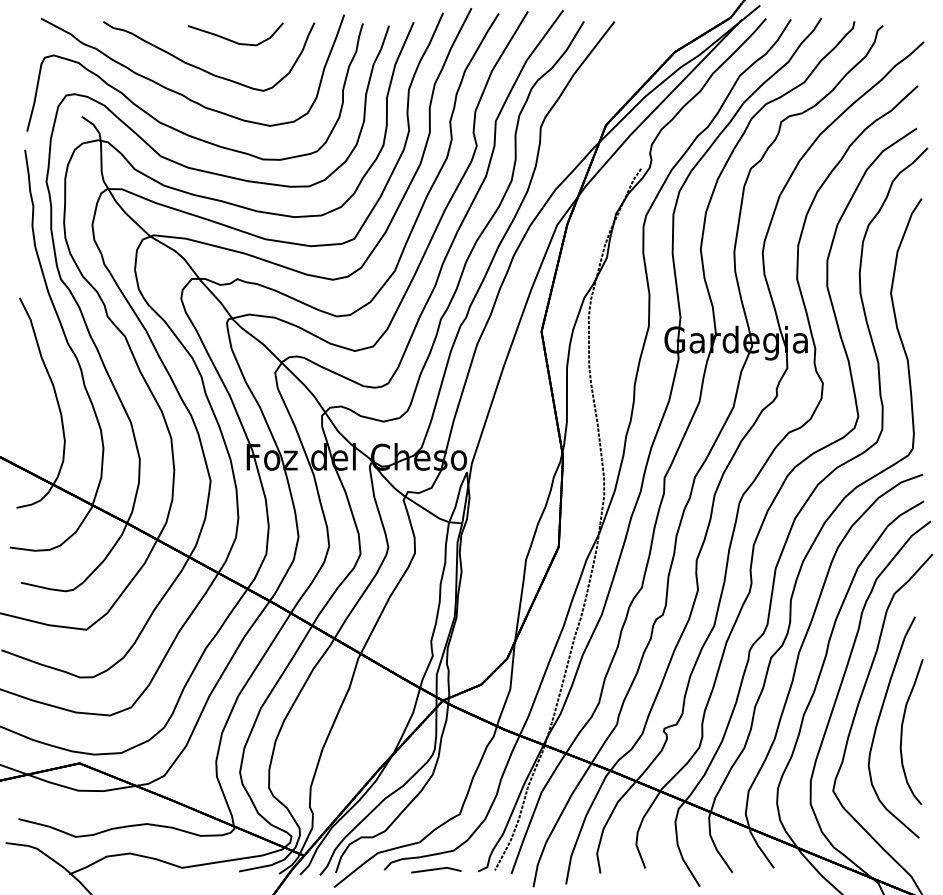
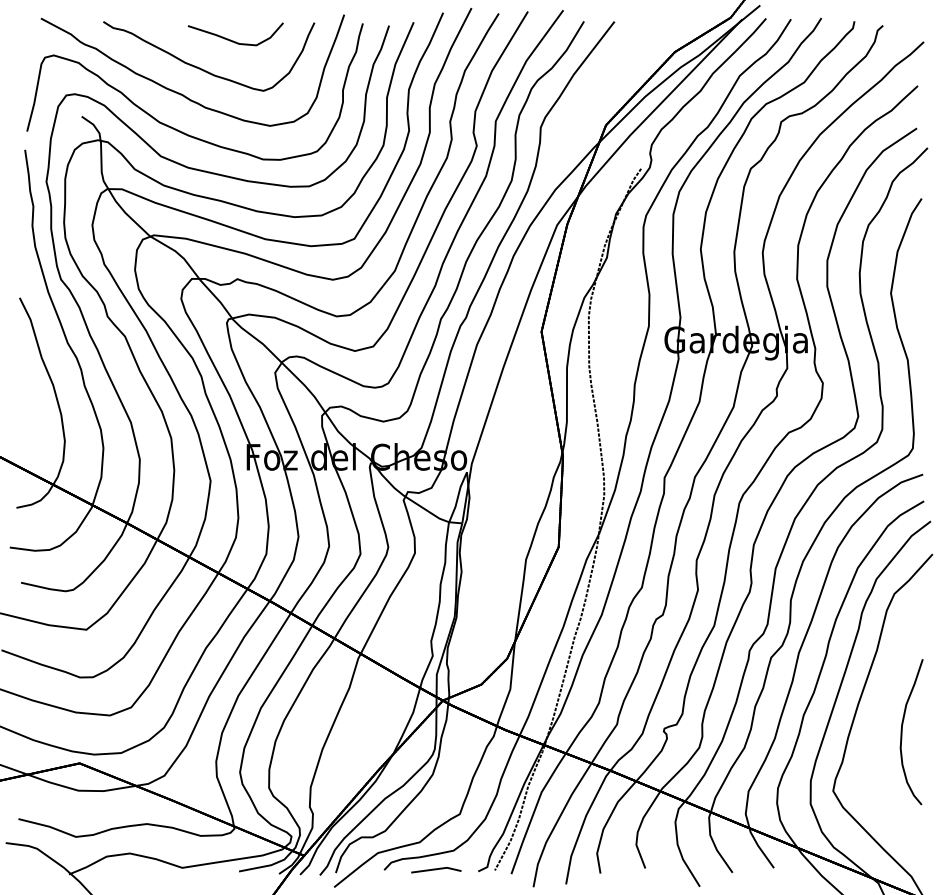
part: present -> none (878, 723)
